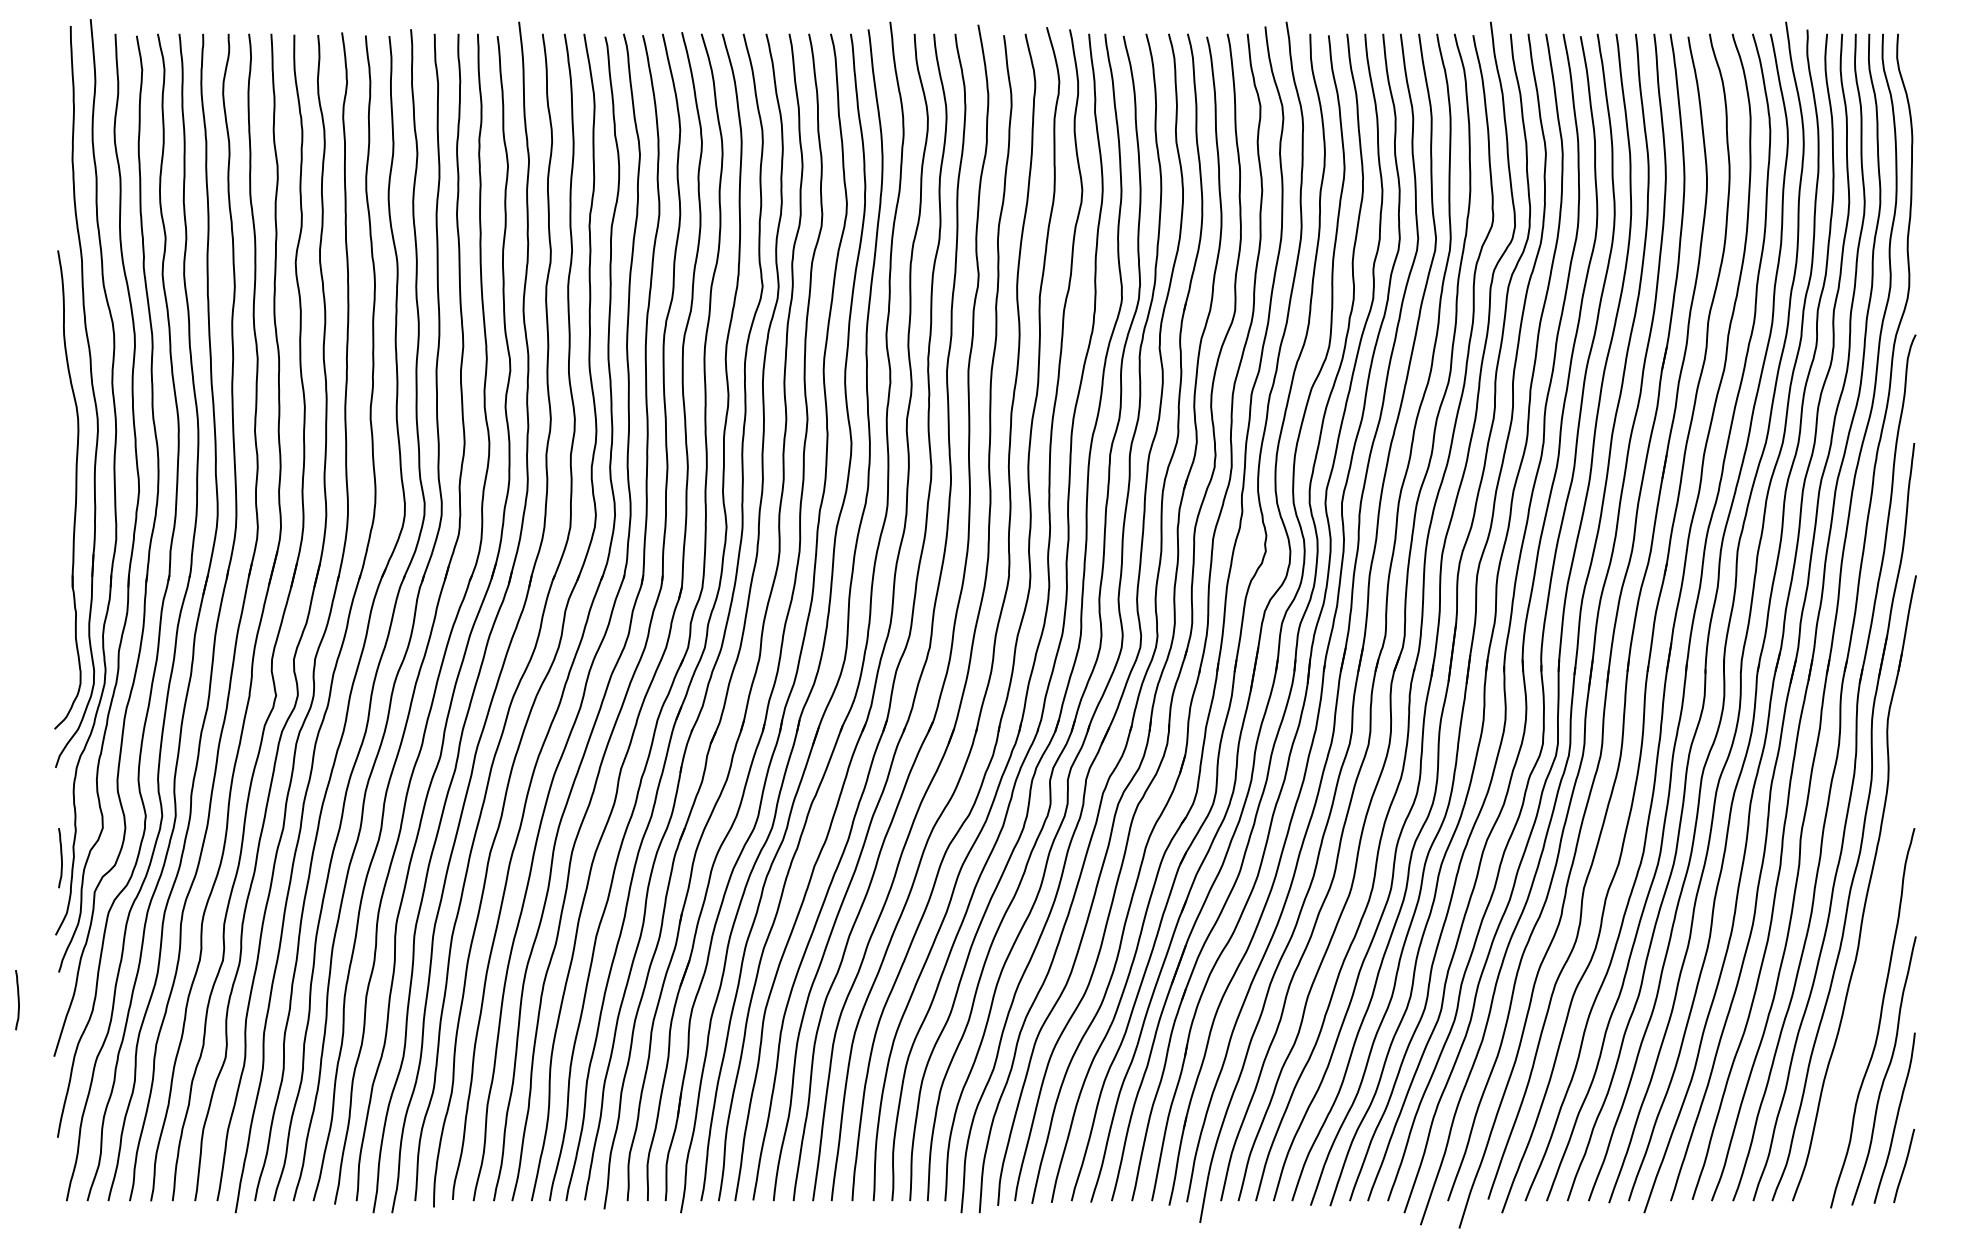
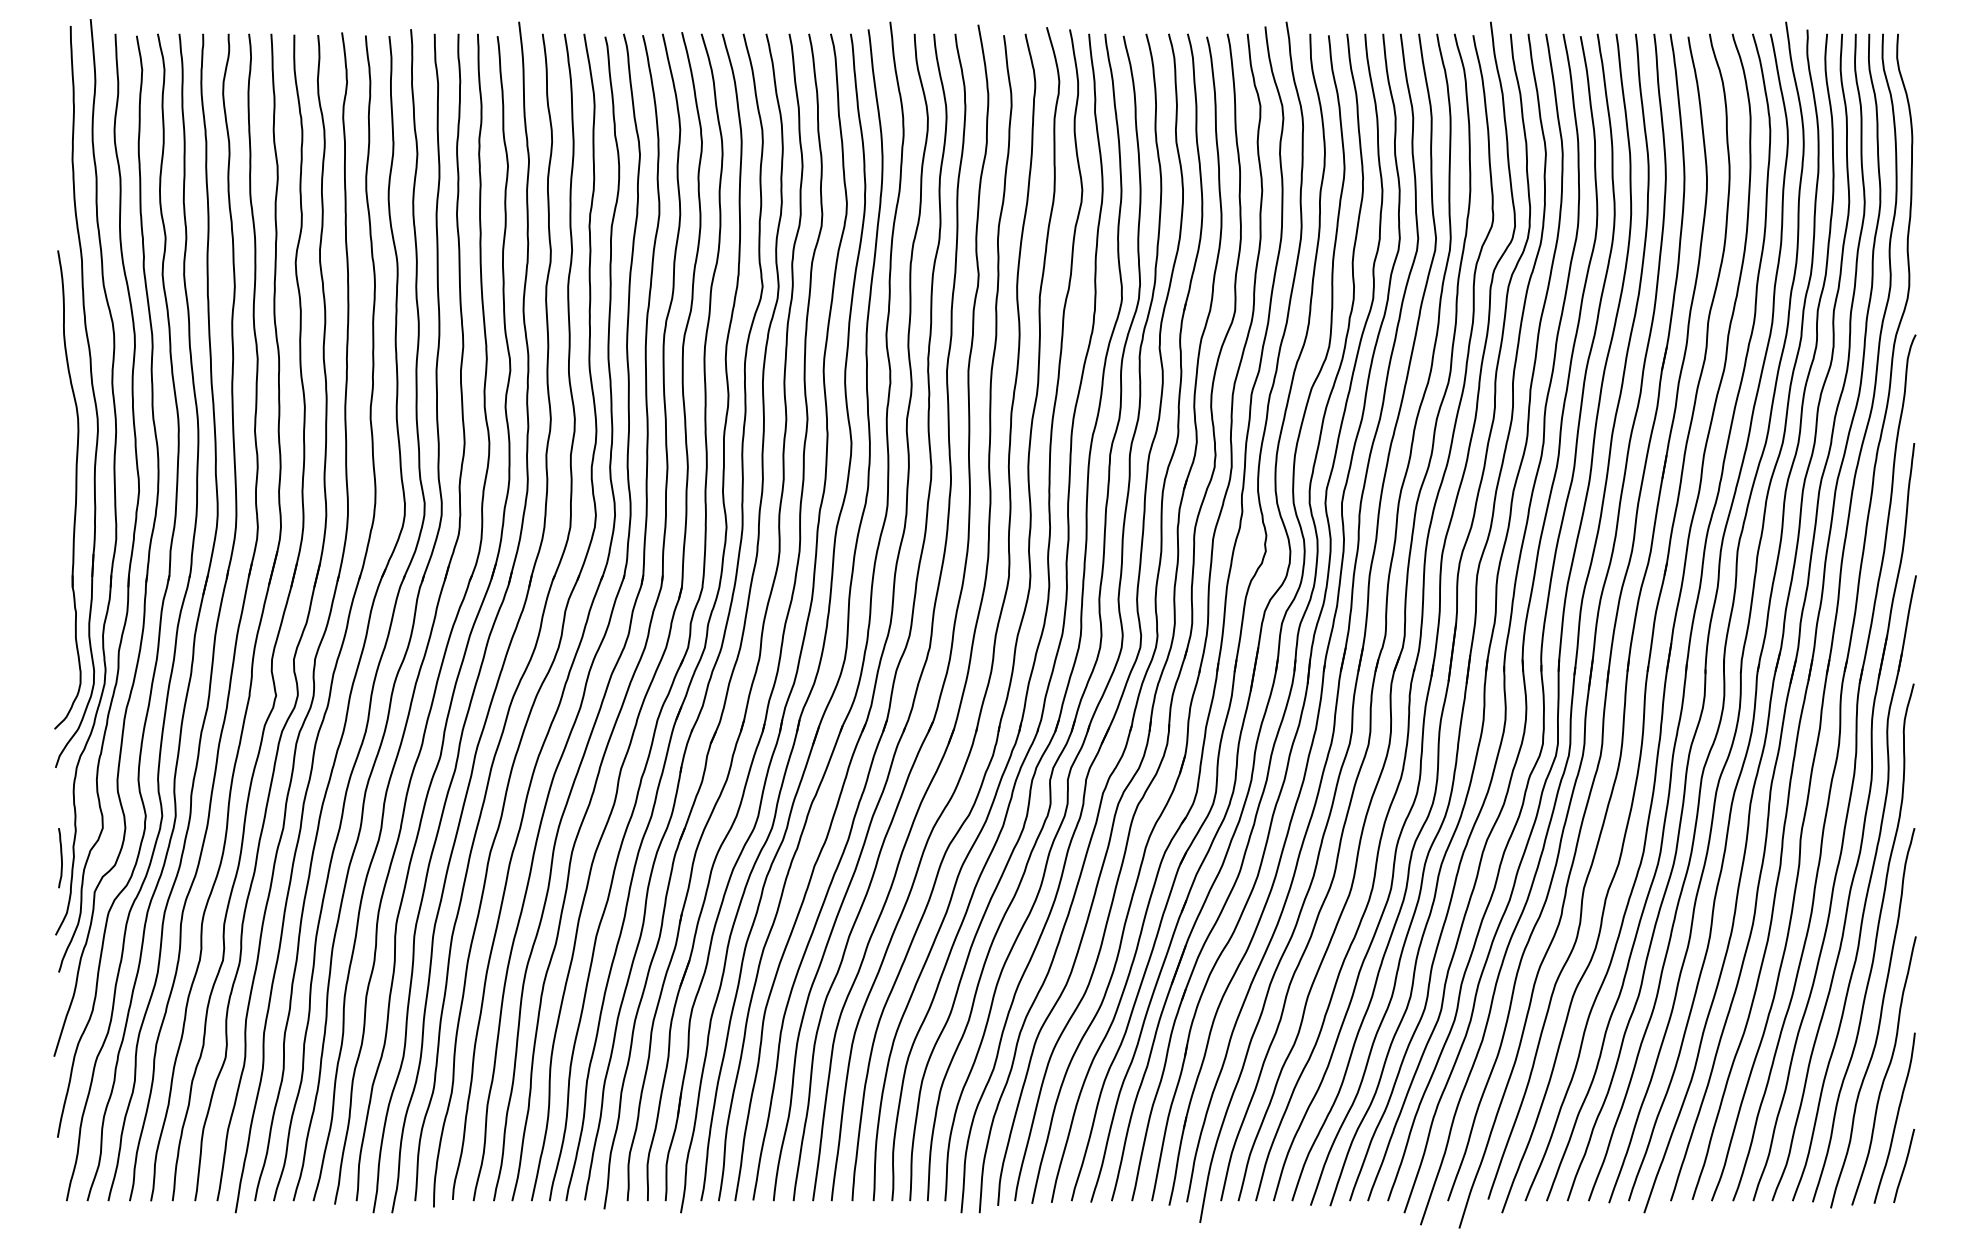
curve: none -> present (1874, 942)
curve: present -> none (17, 1000)
